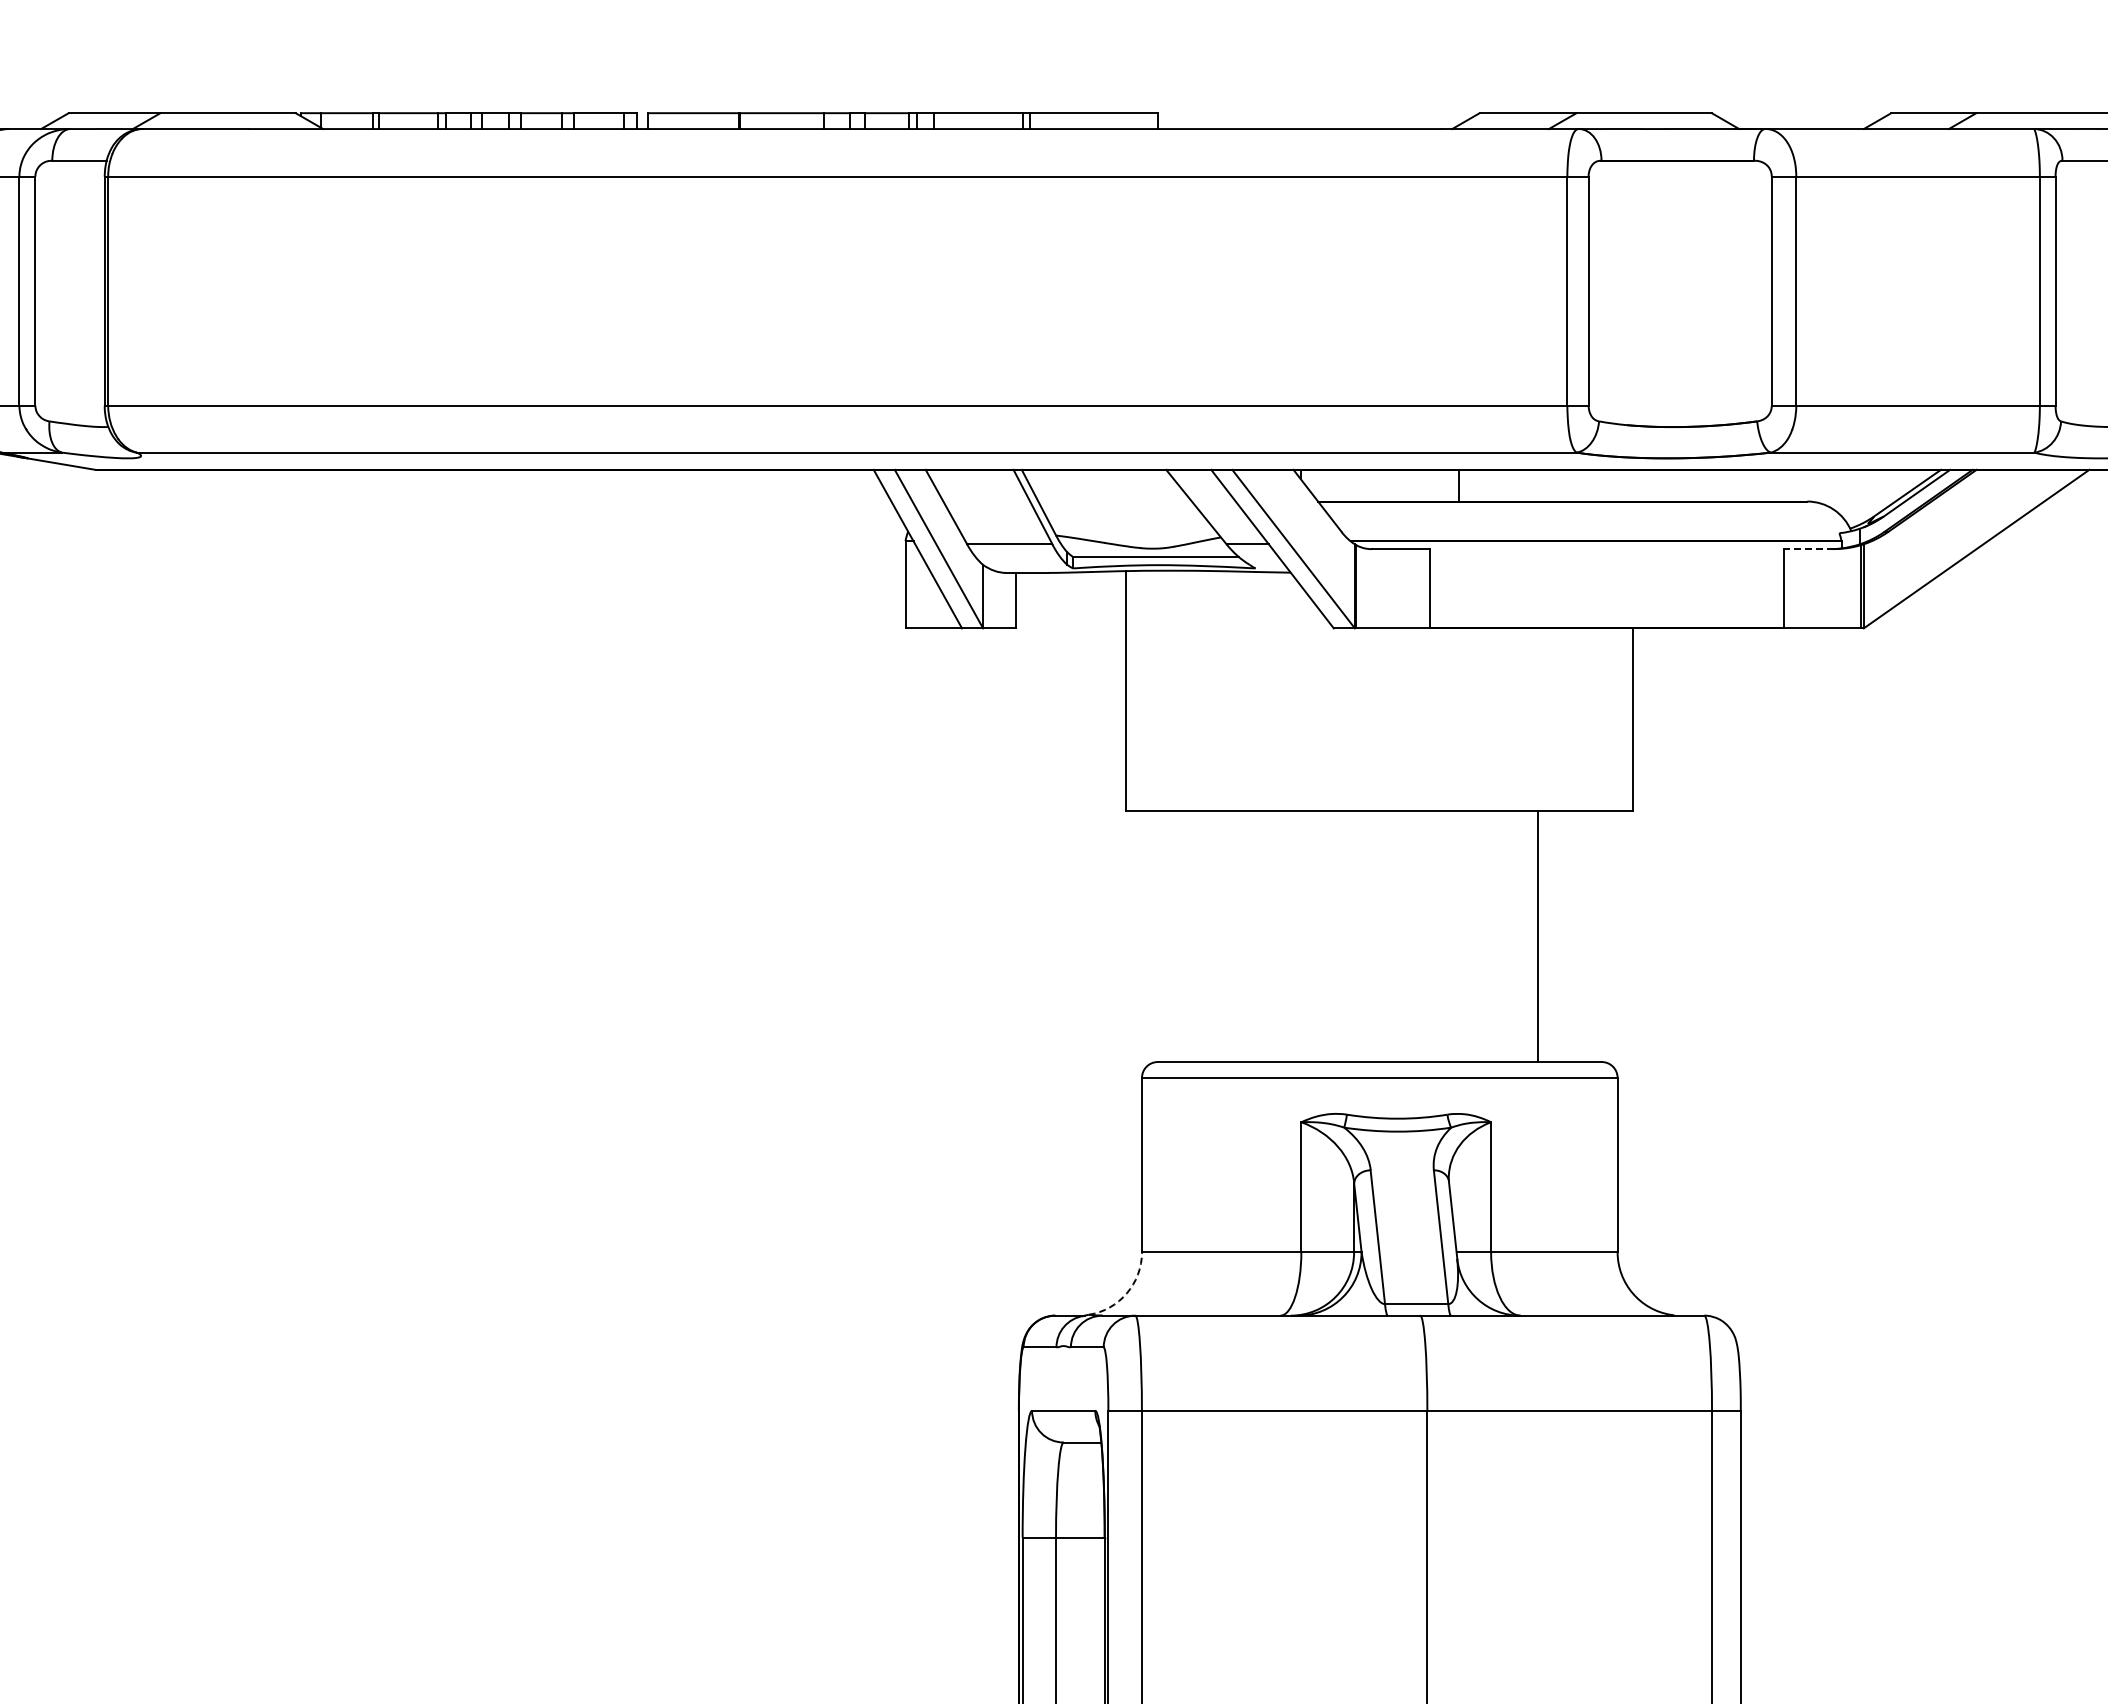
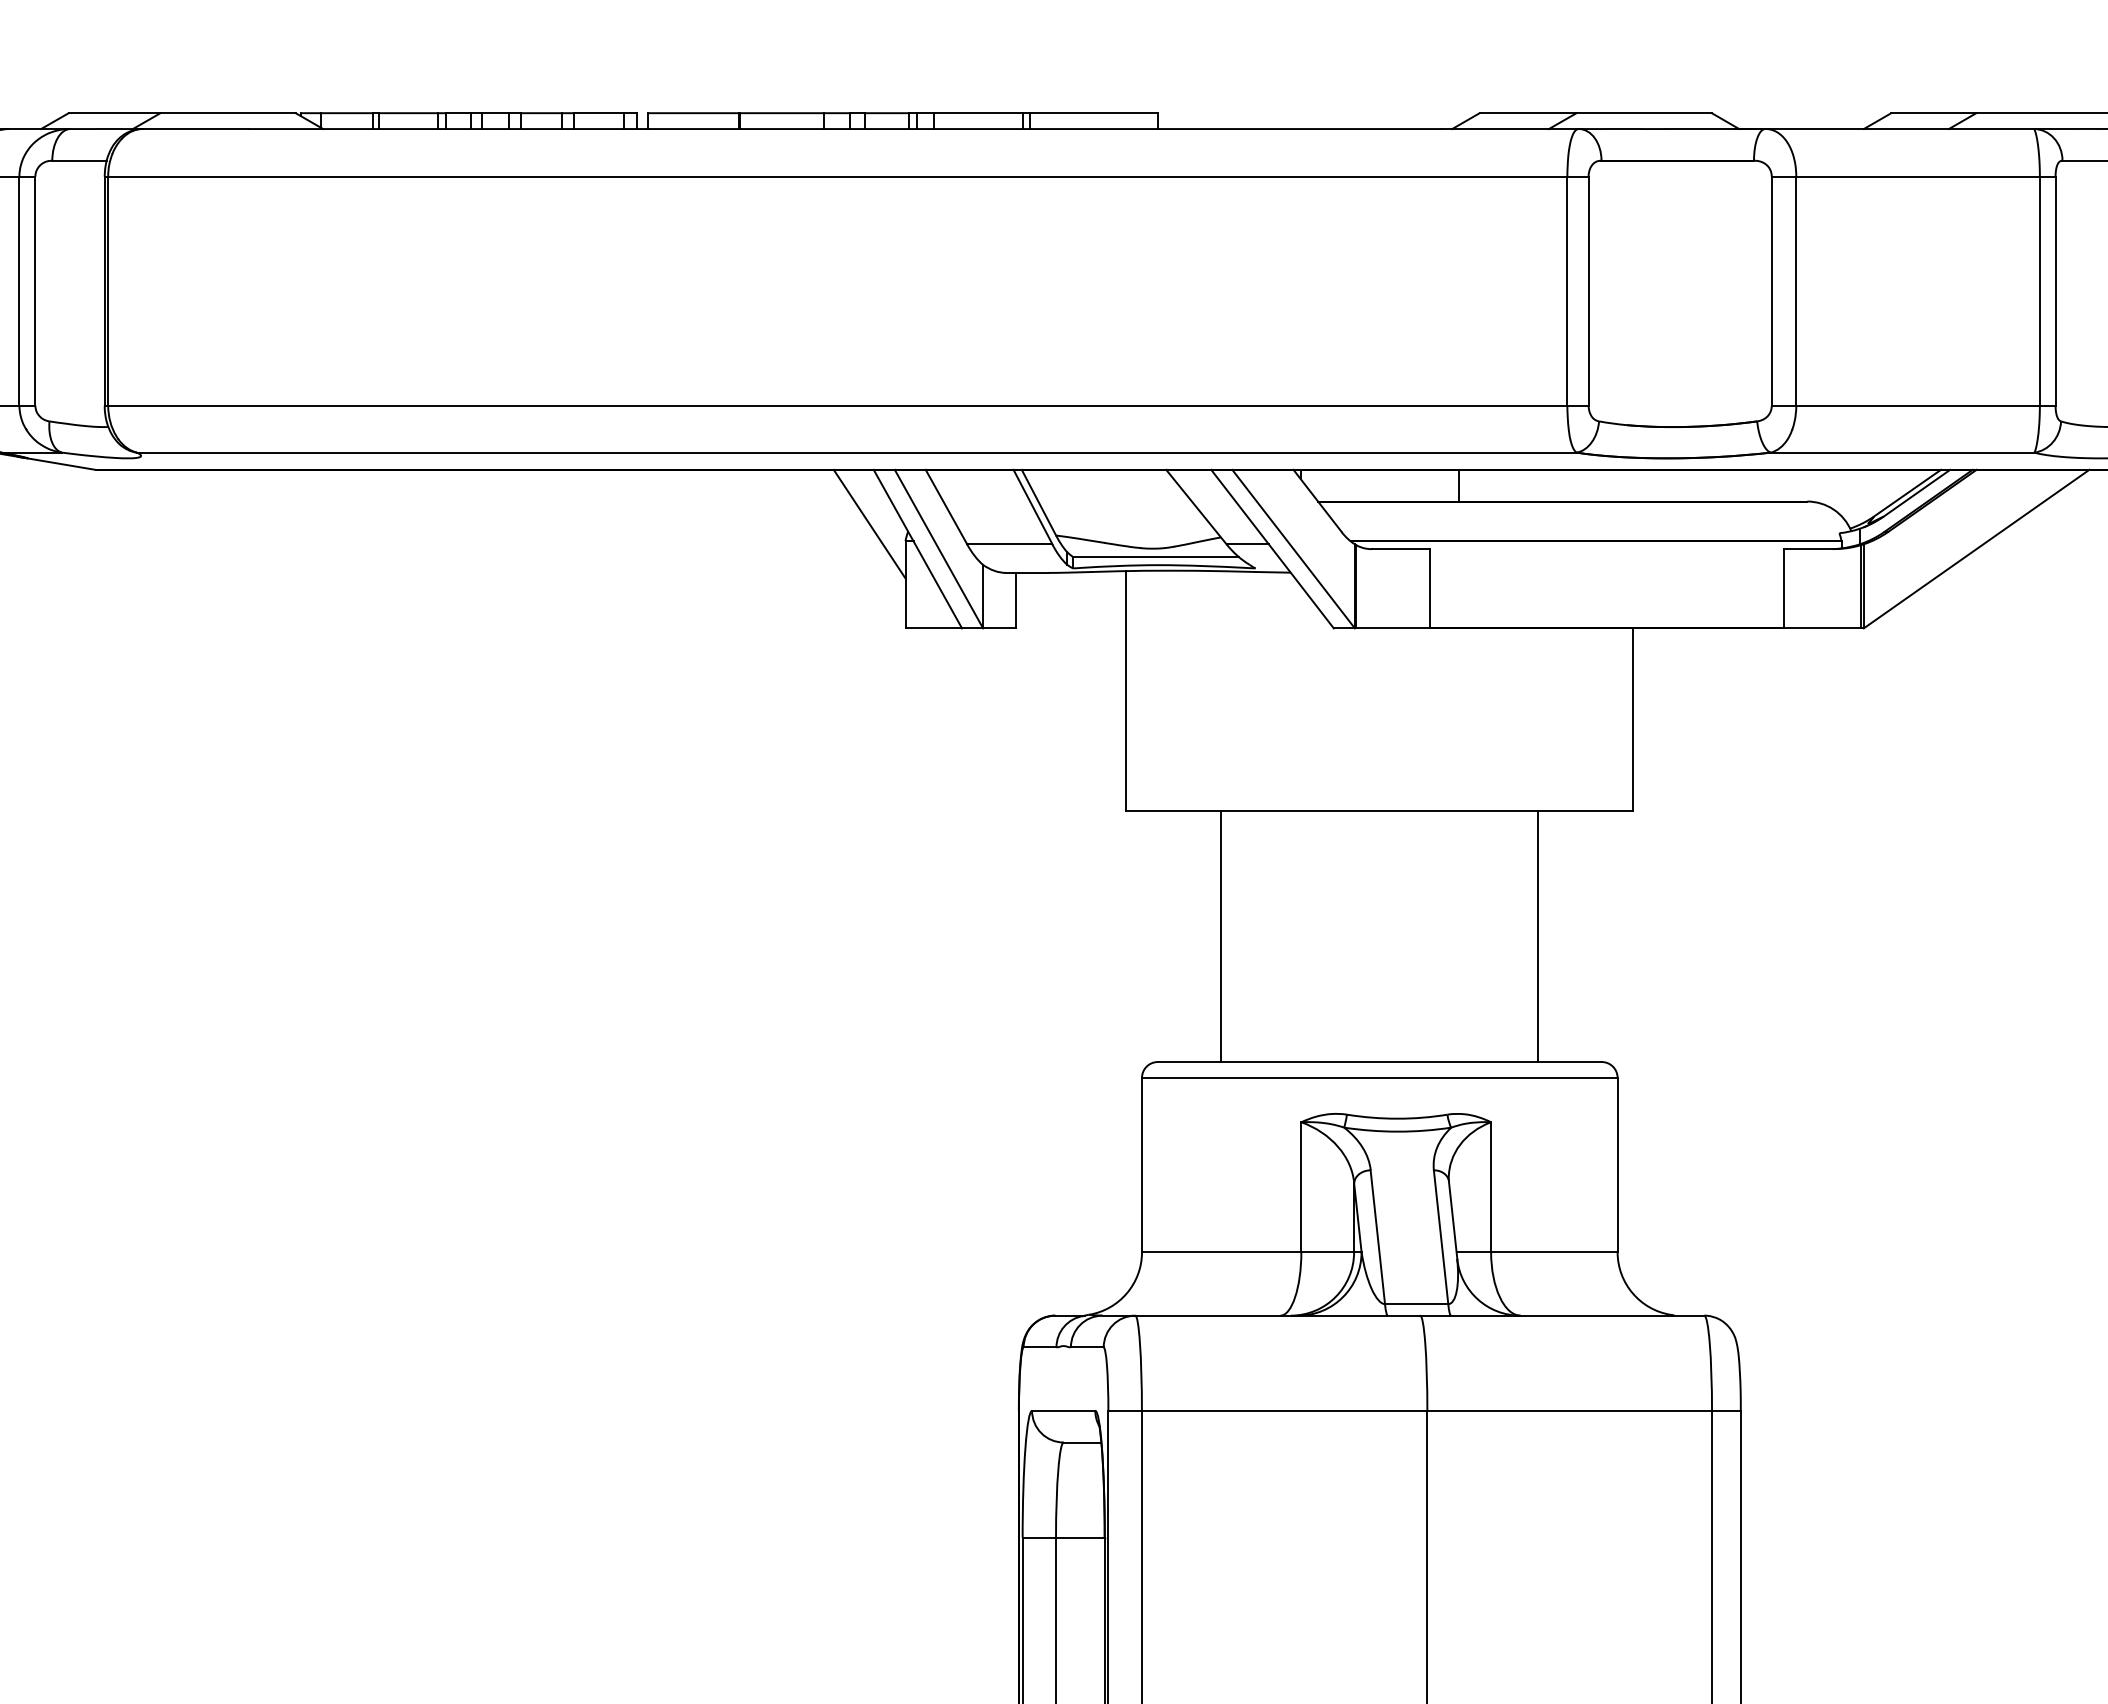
line: none -> present (869, 523)
line: dashed -> solid (1808, 549)
line: none -> present (1221, 936)
arc: dashed -> solid (1126, 1293)
